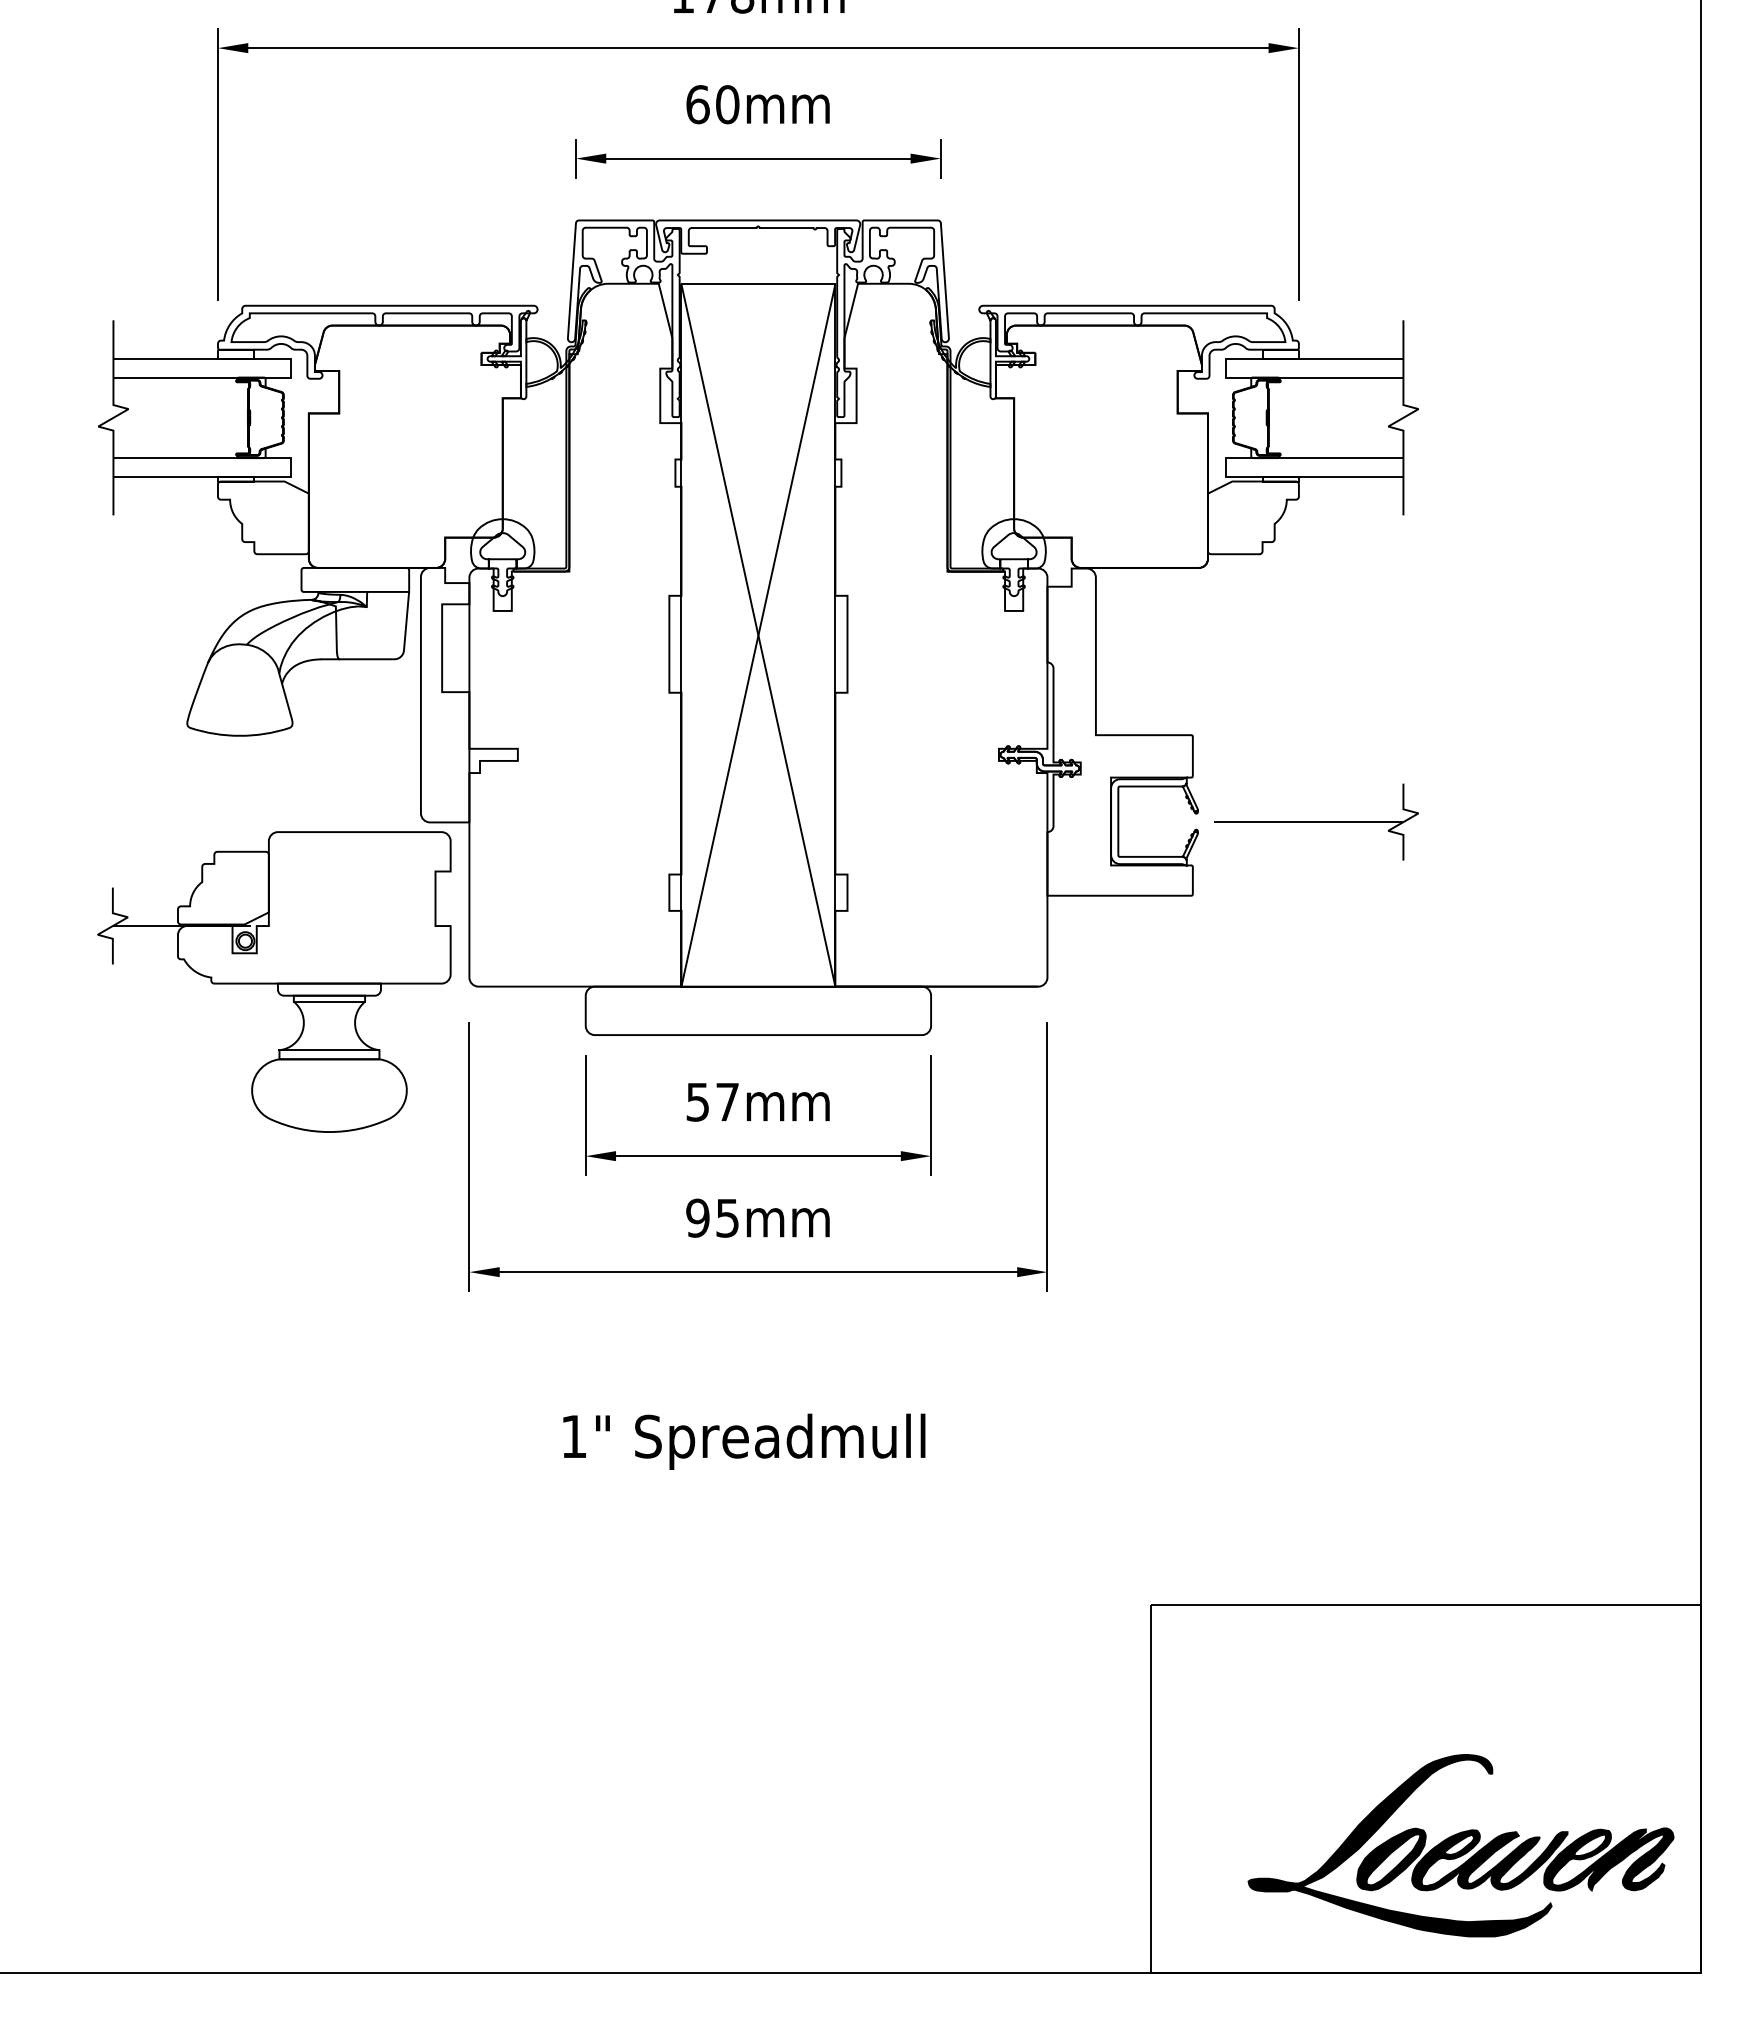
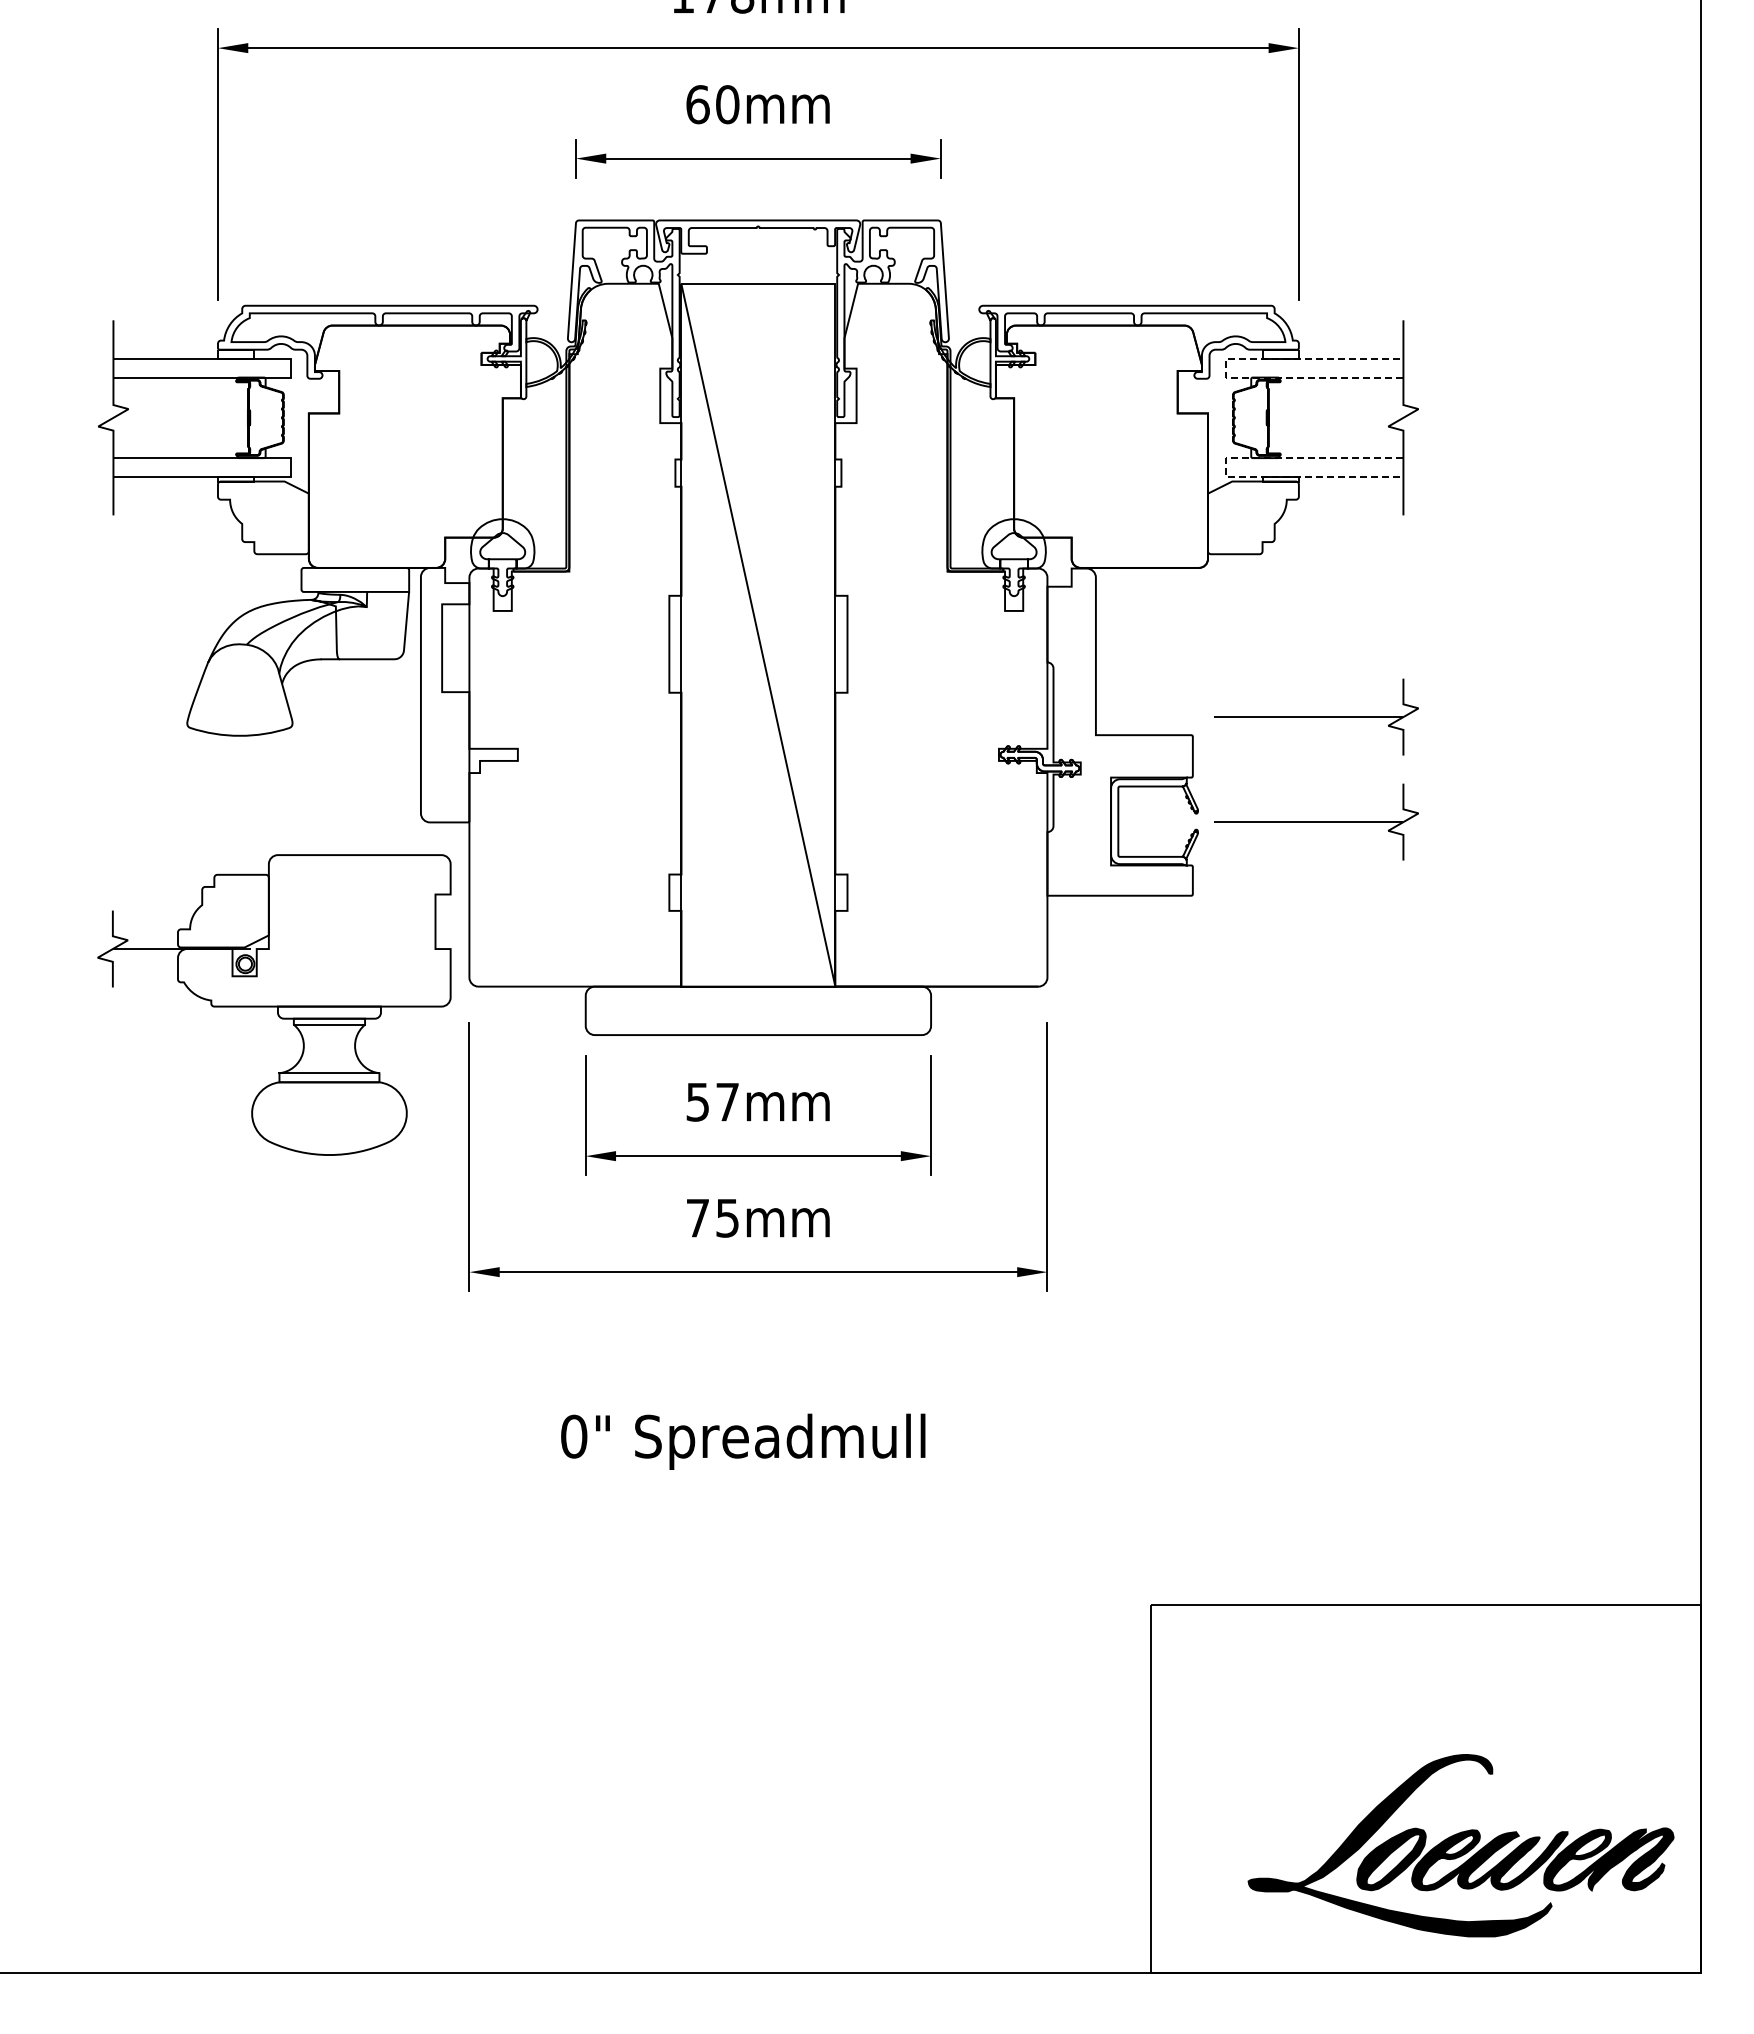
line: solid -> dashed (1226, 367)
line: solid -> dashed (1226, 468)
line: present -> none (758, 635)
part: none -> present (1316, 716)
part position: (274, 981) -> (274, 1004) (274, 1004)
text: 95mm -> 75mm (697, 1217)
text: 1" -> 0" (574, 1436)
